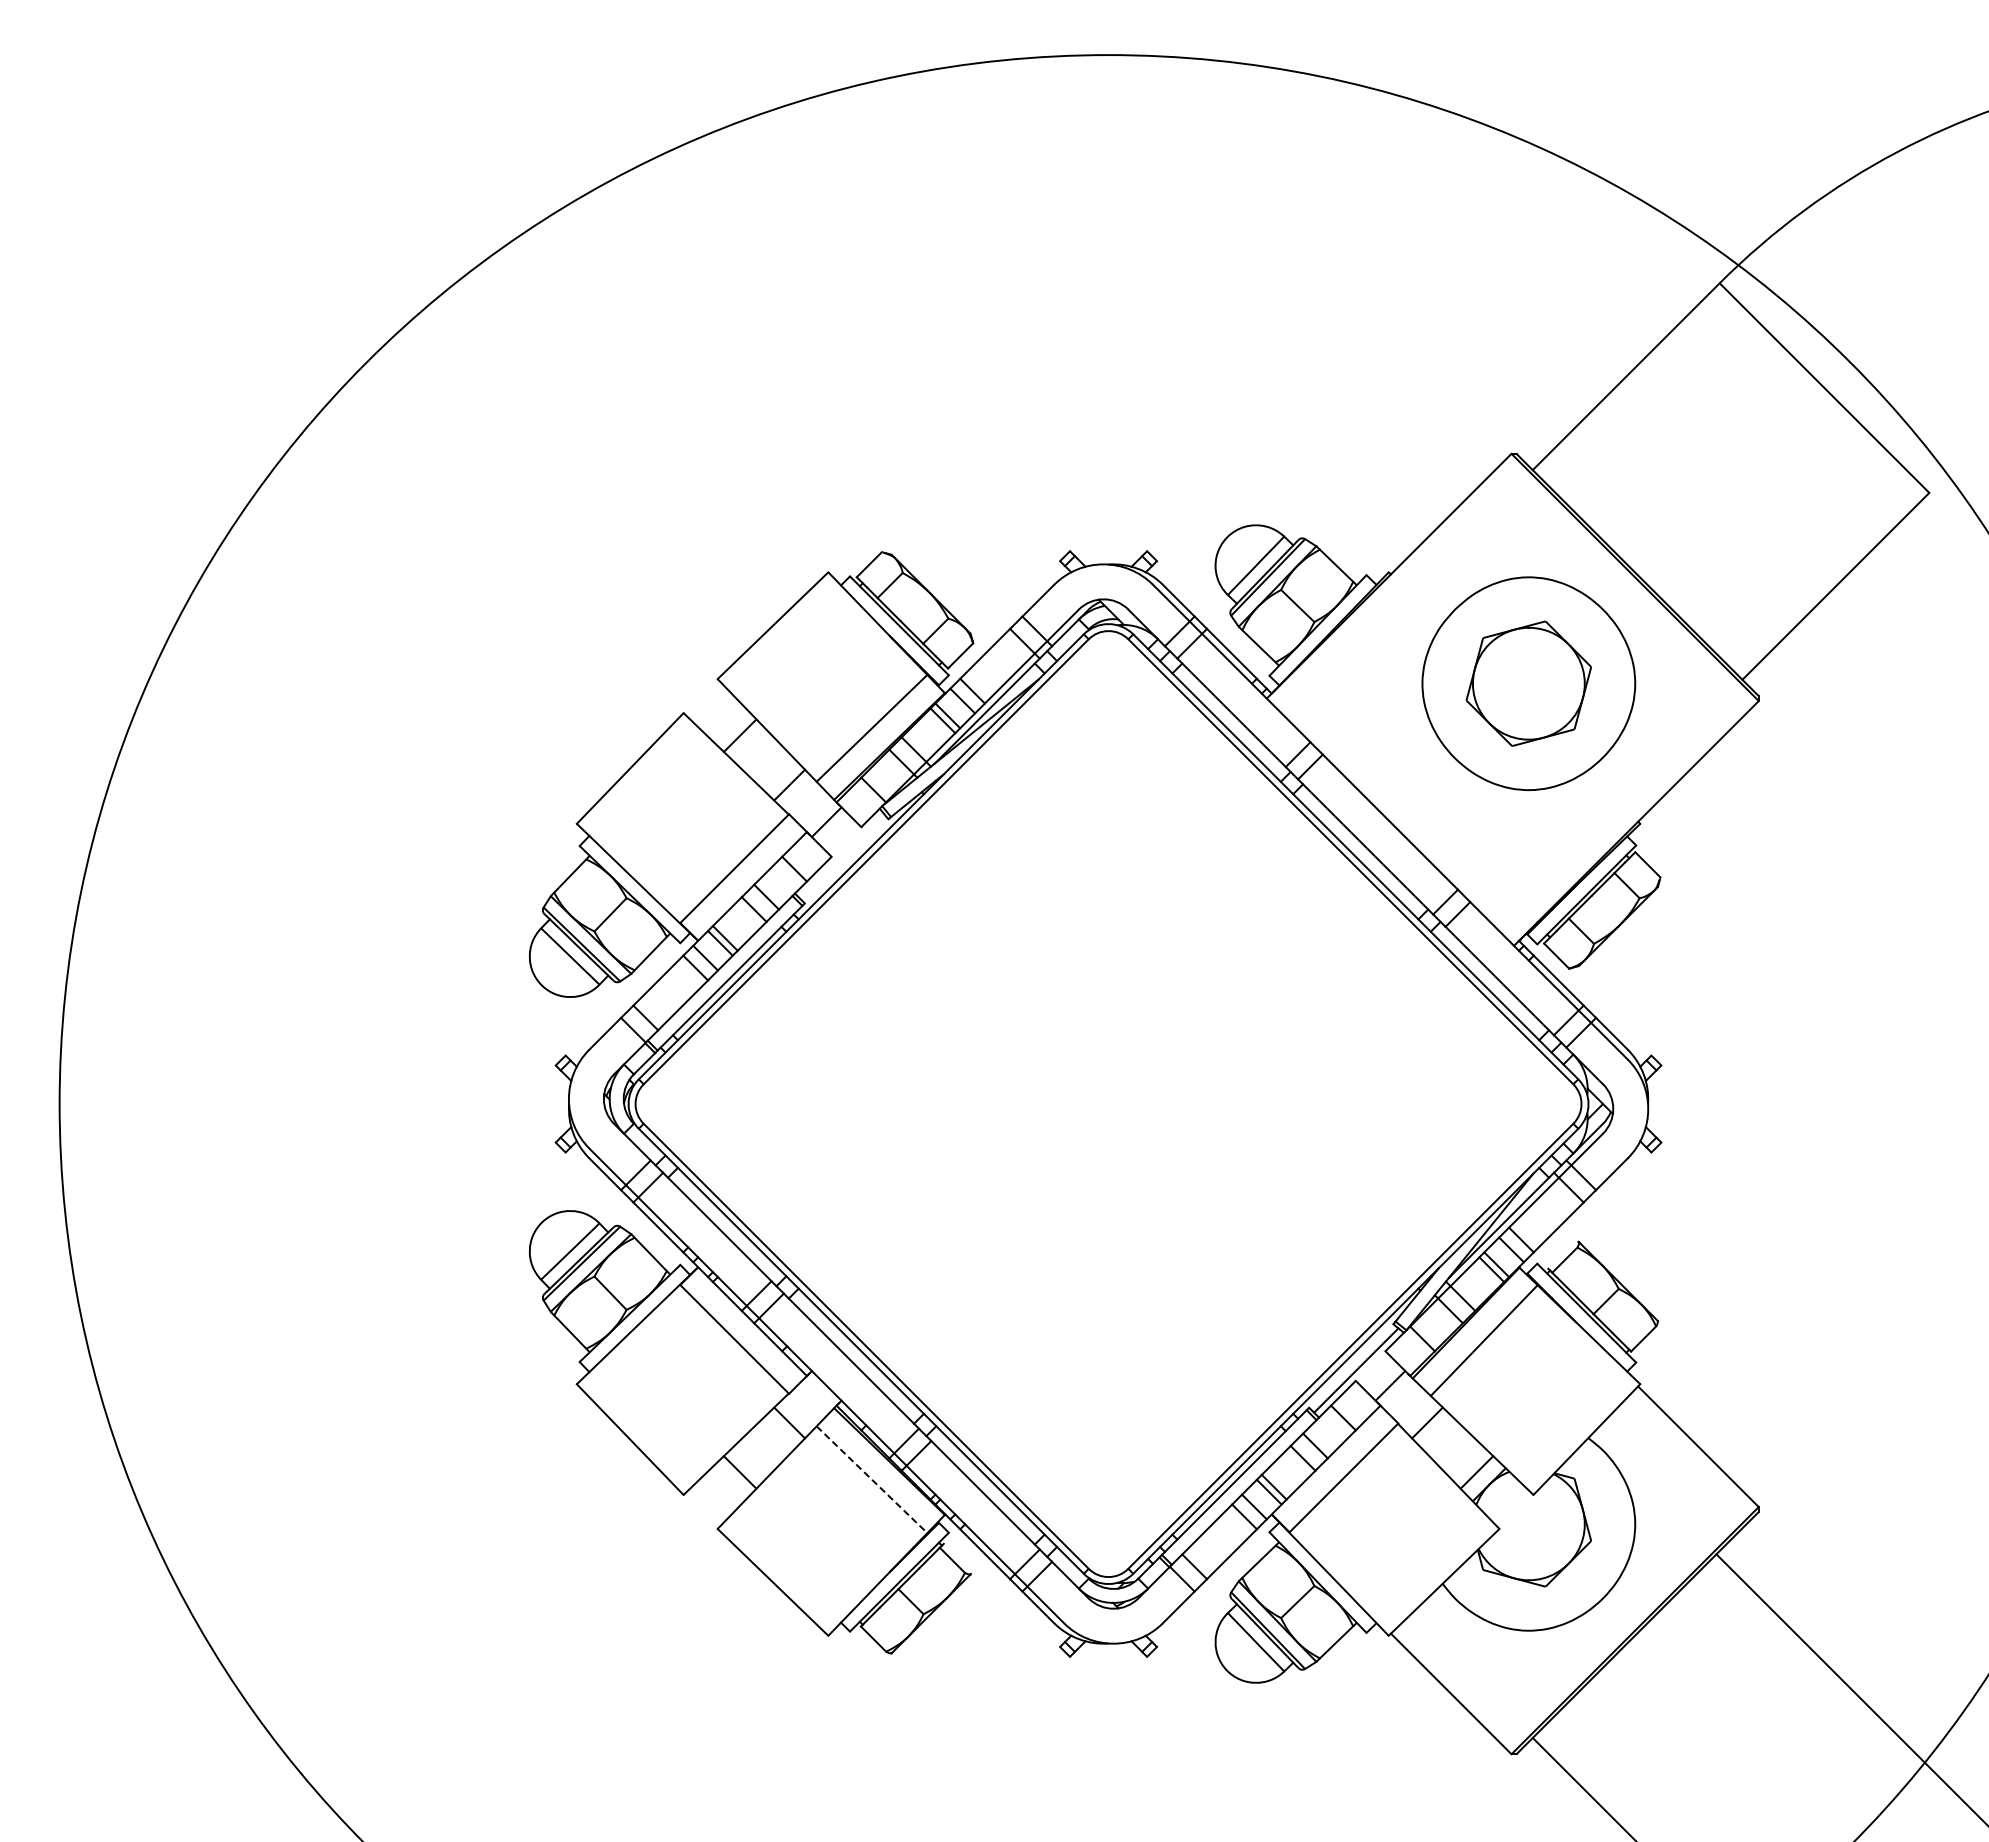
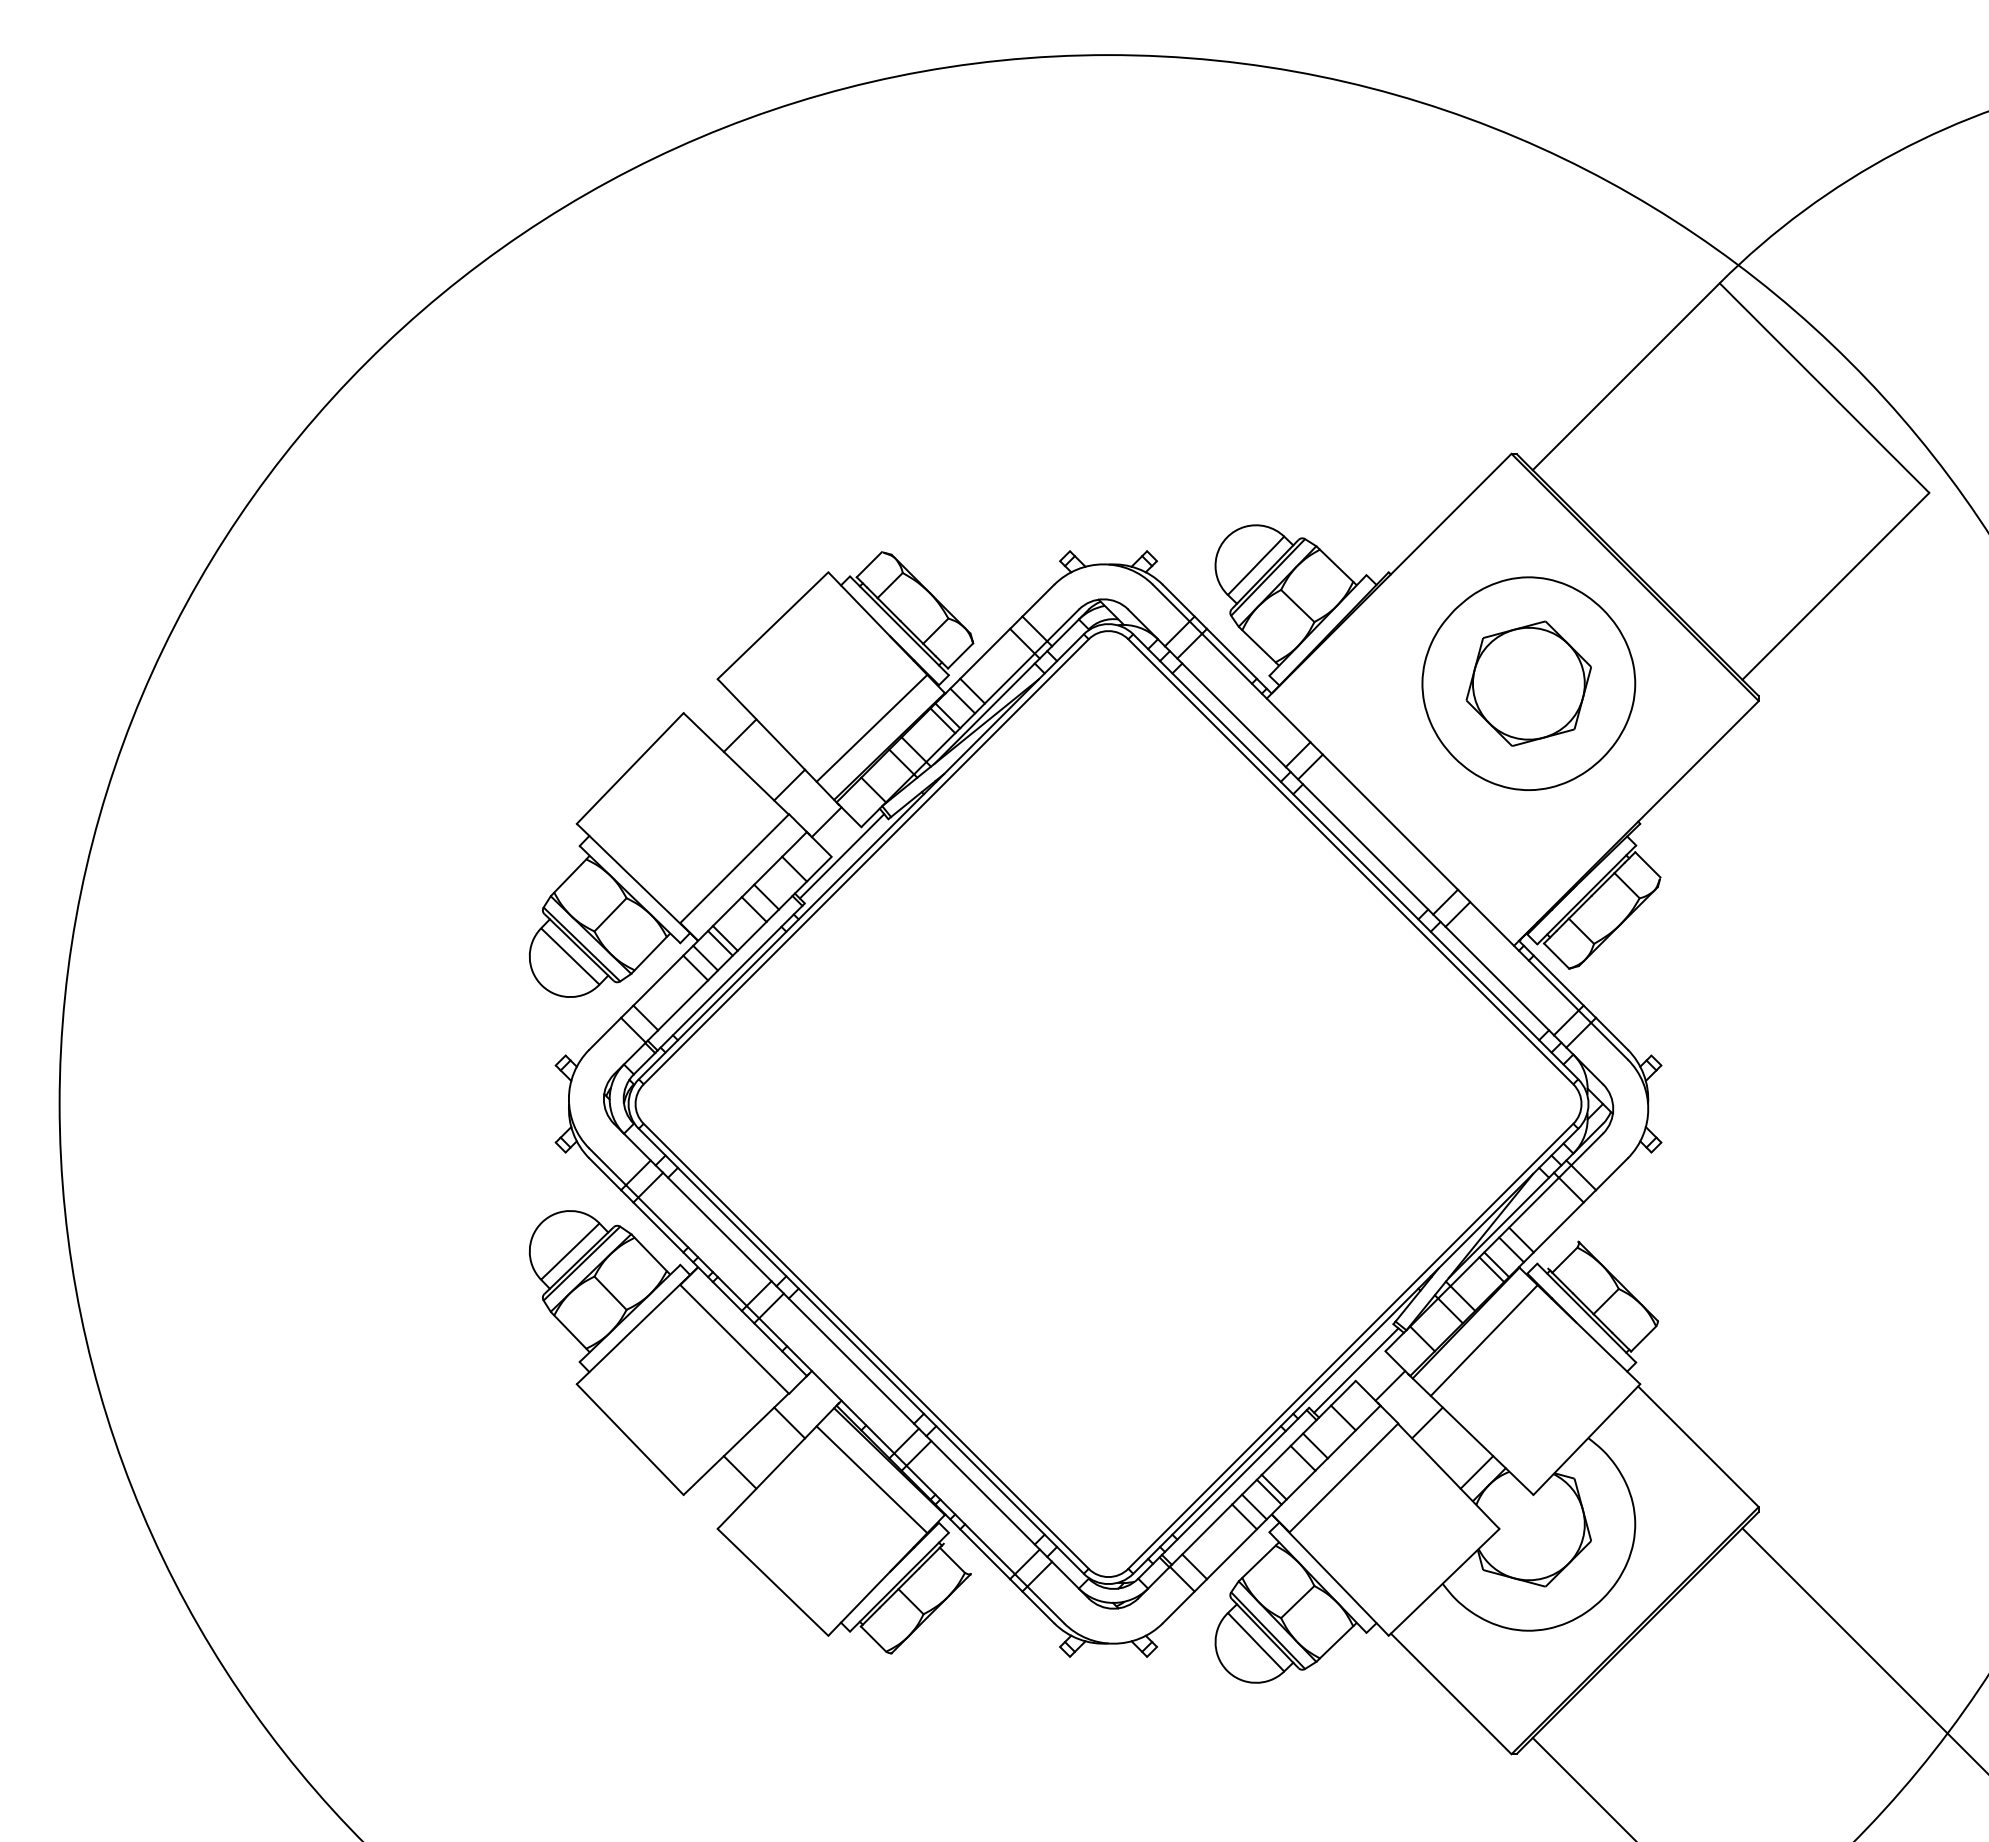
line: none -> present (841, 856)
line: dashed -> solid (872, 1479)
line position: (1850, 1688) -> (1863, 1649) (1863, 1649)
